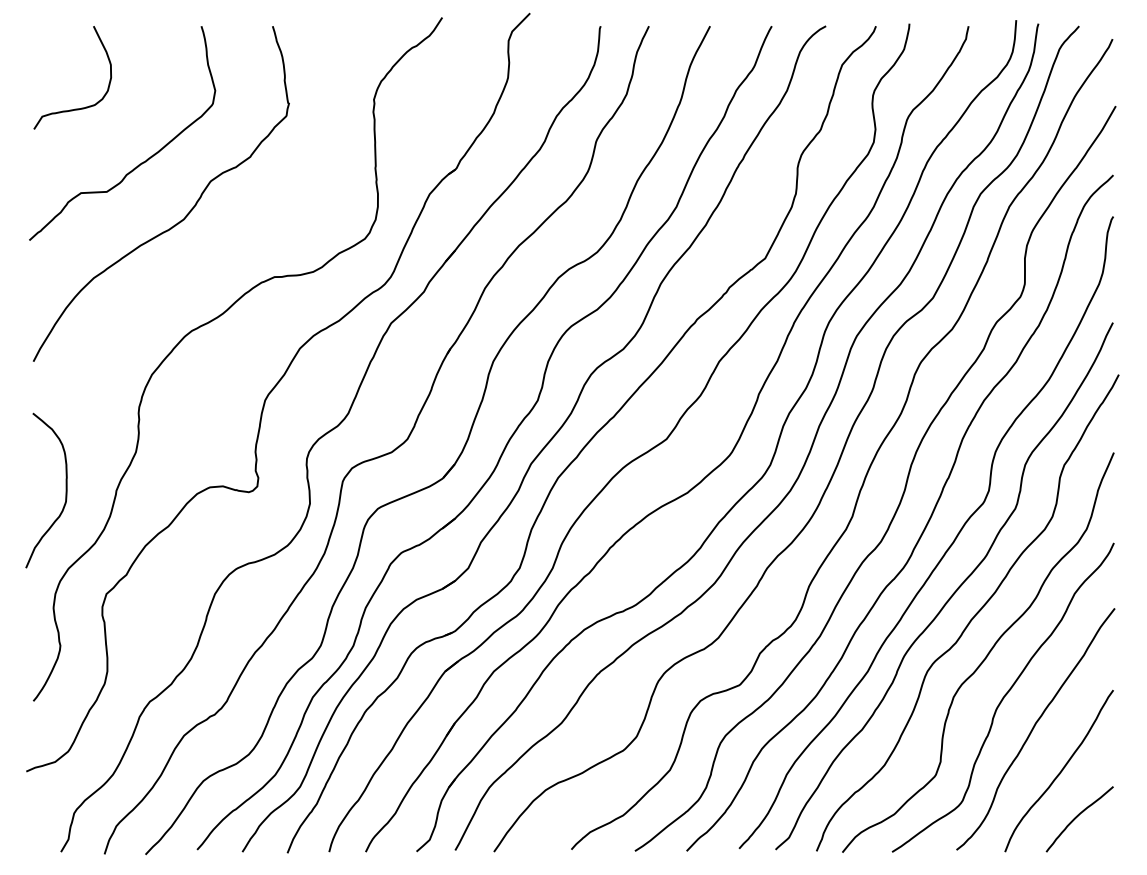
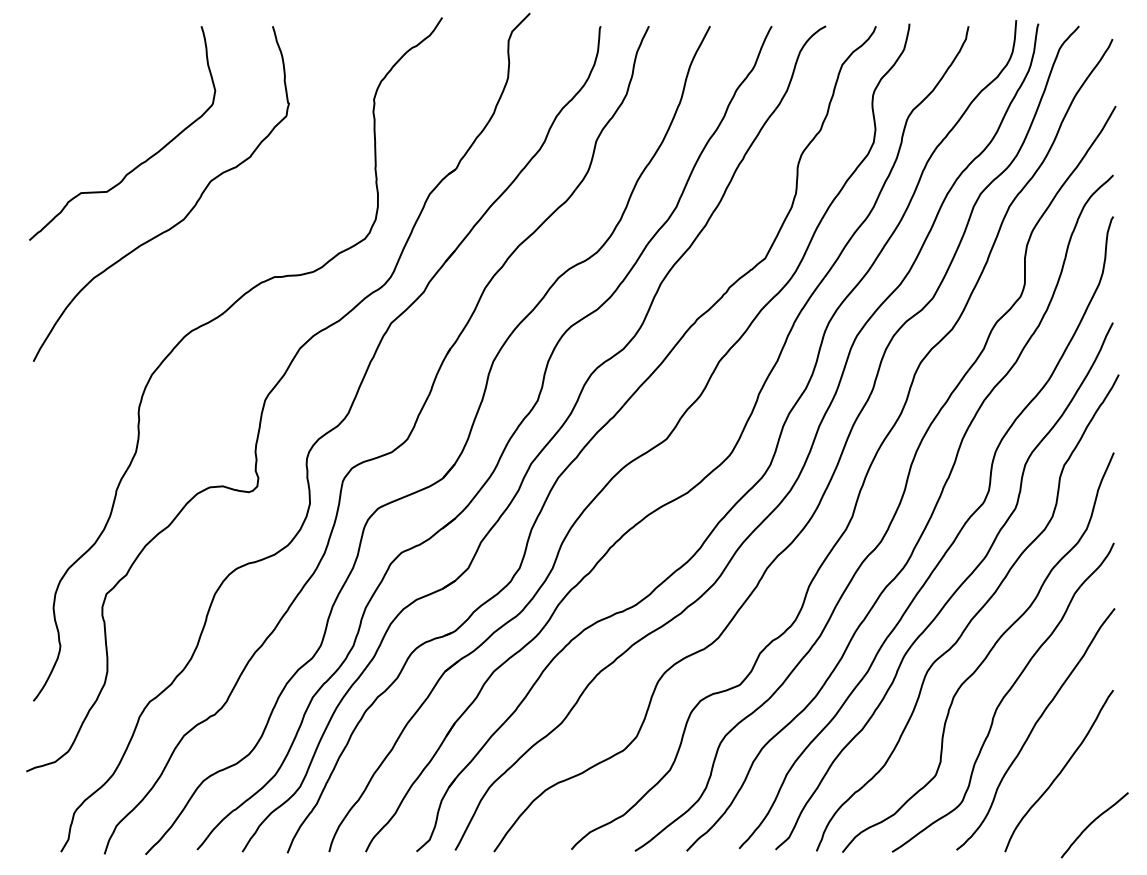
curve: present -> none (75, 108)
curve: present -> none (65, 490)
curve position: (1077, 817) -> (1092, 823) (1092, 823)
